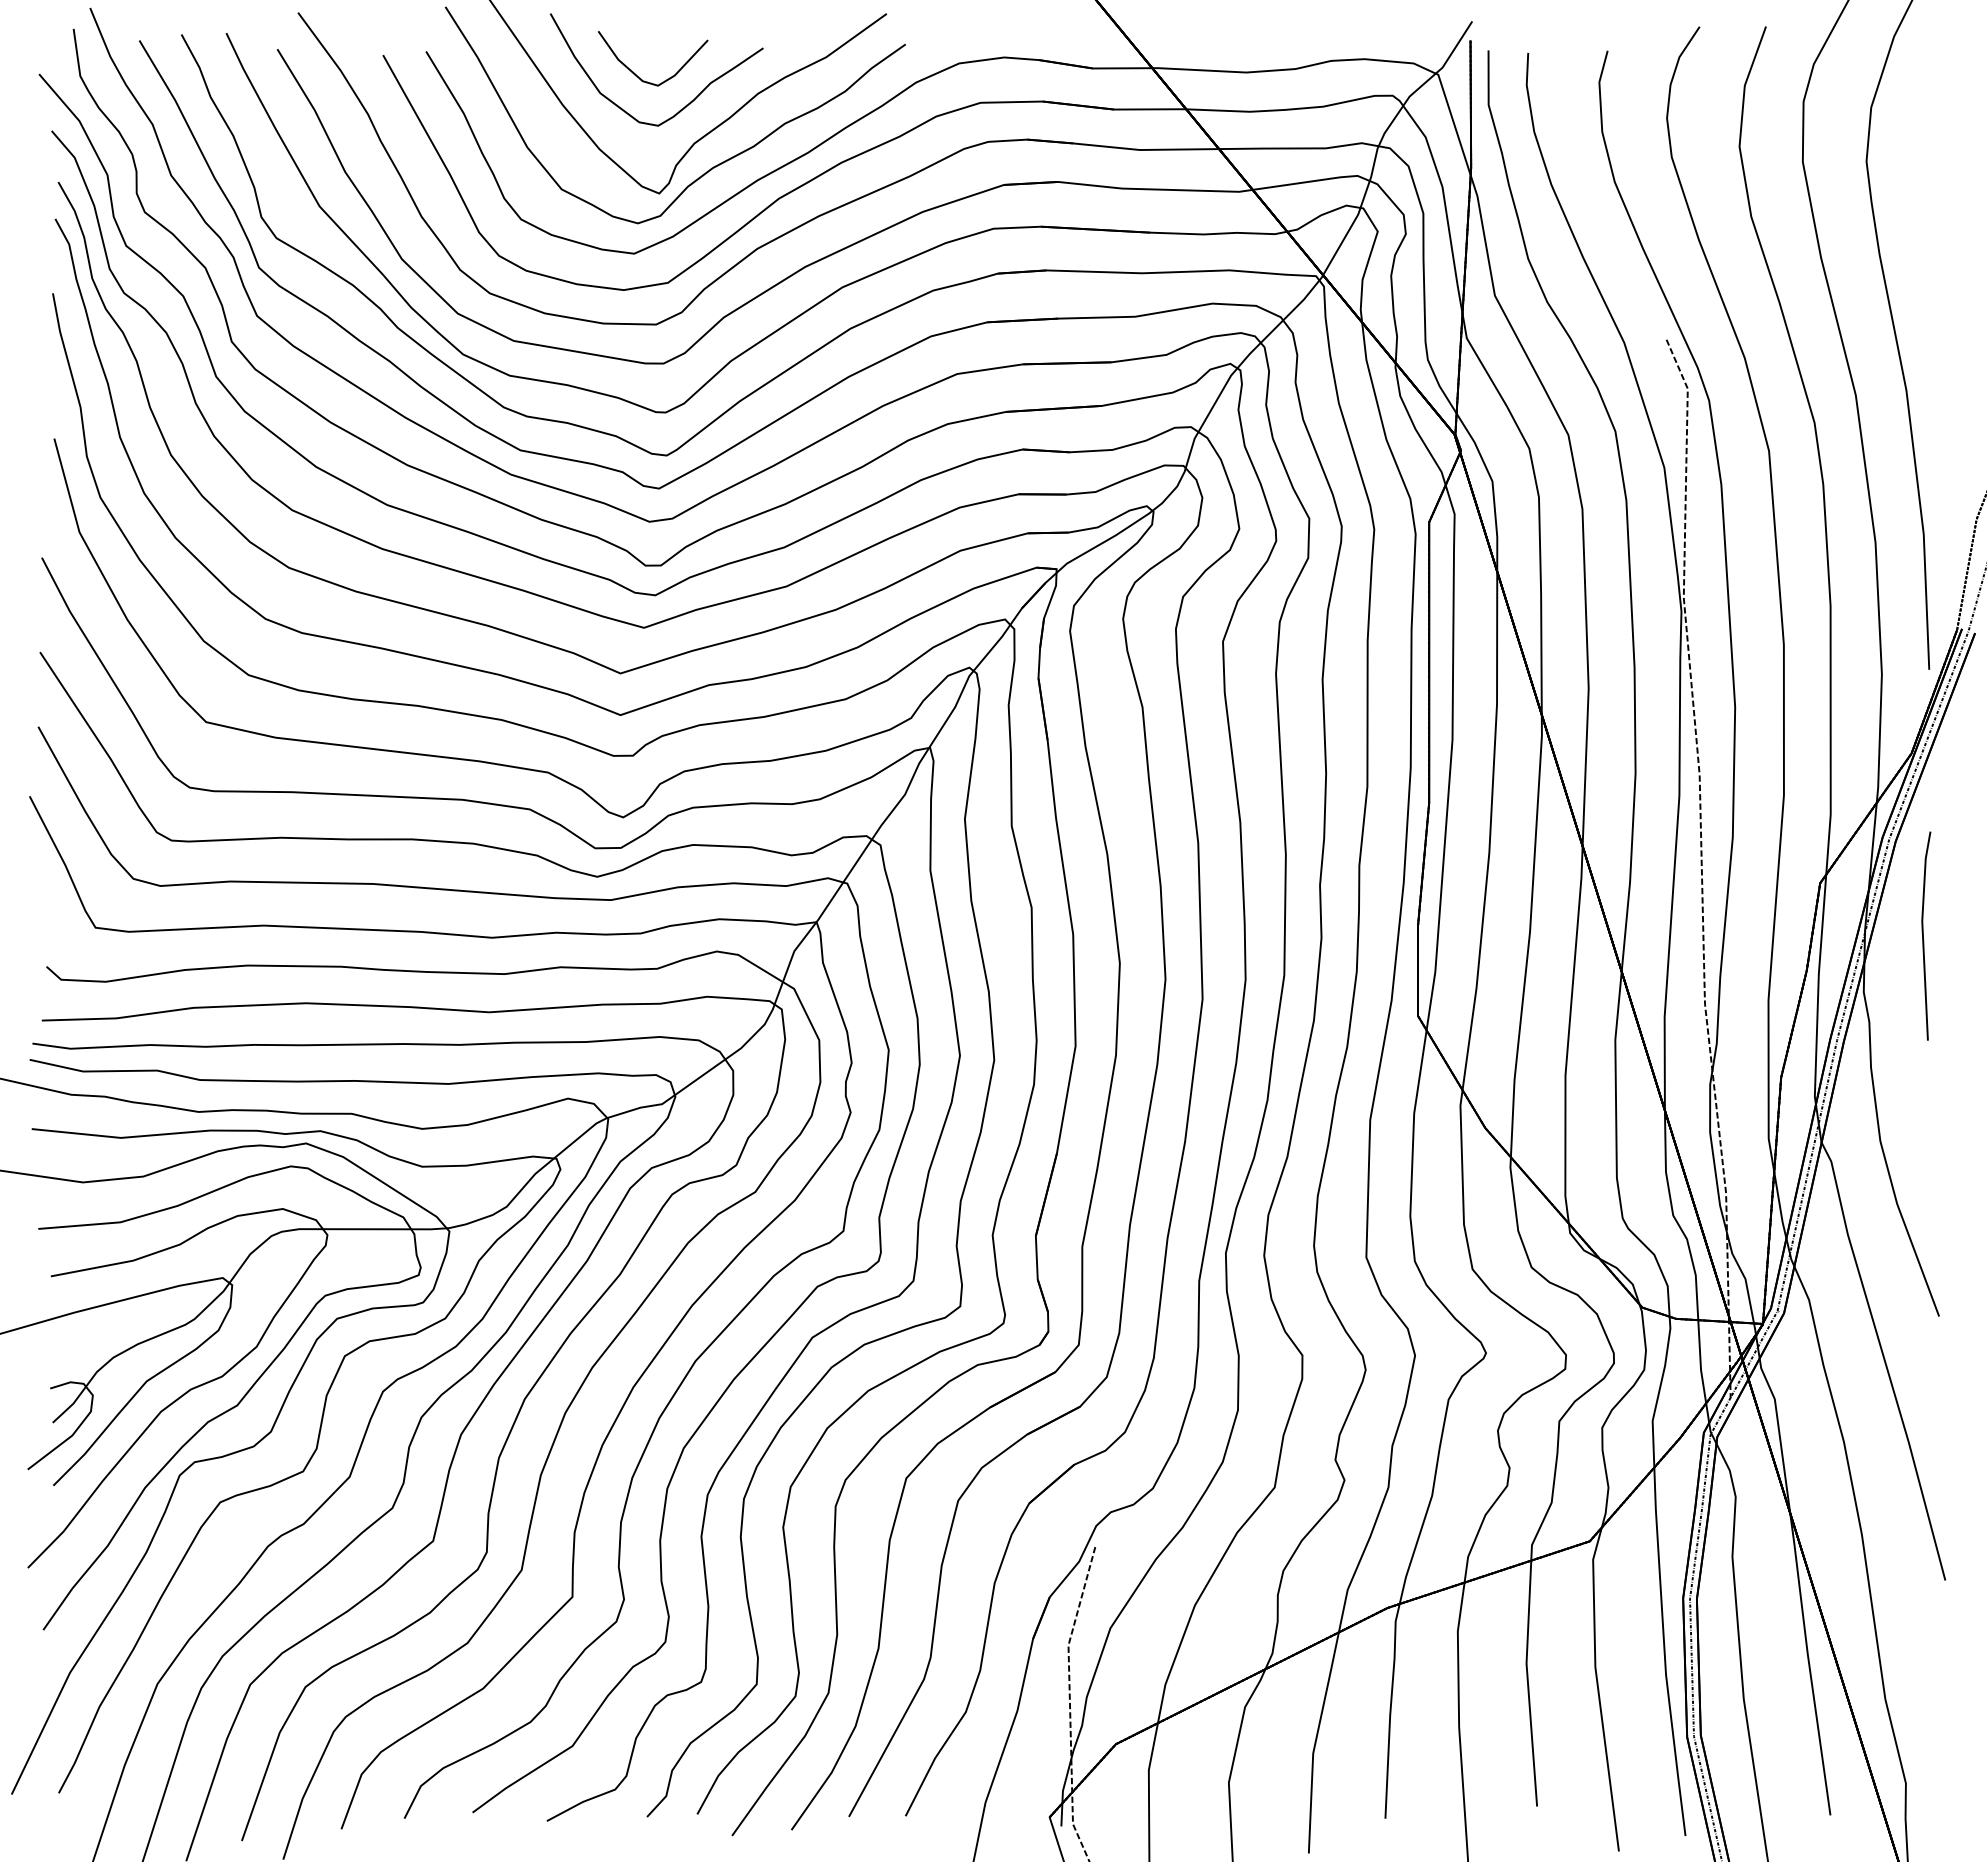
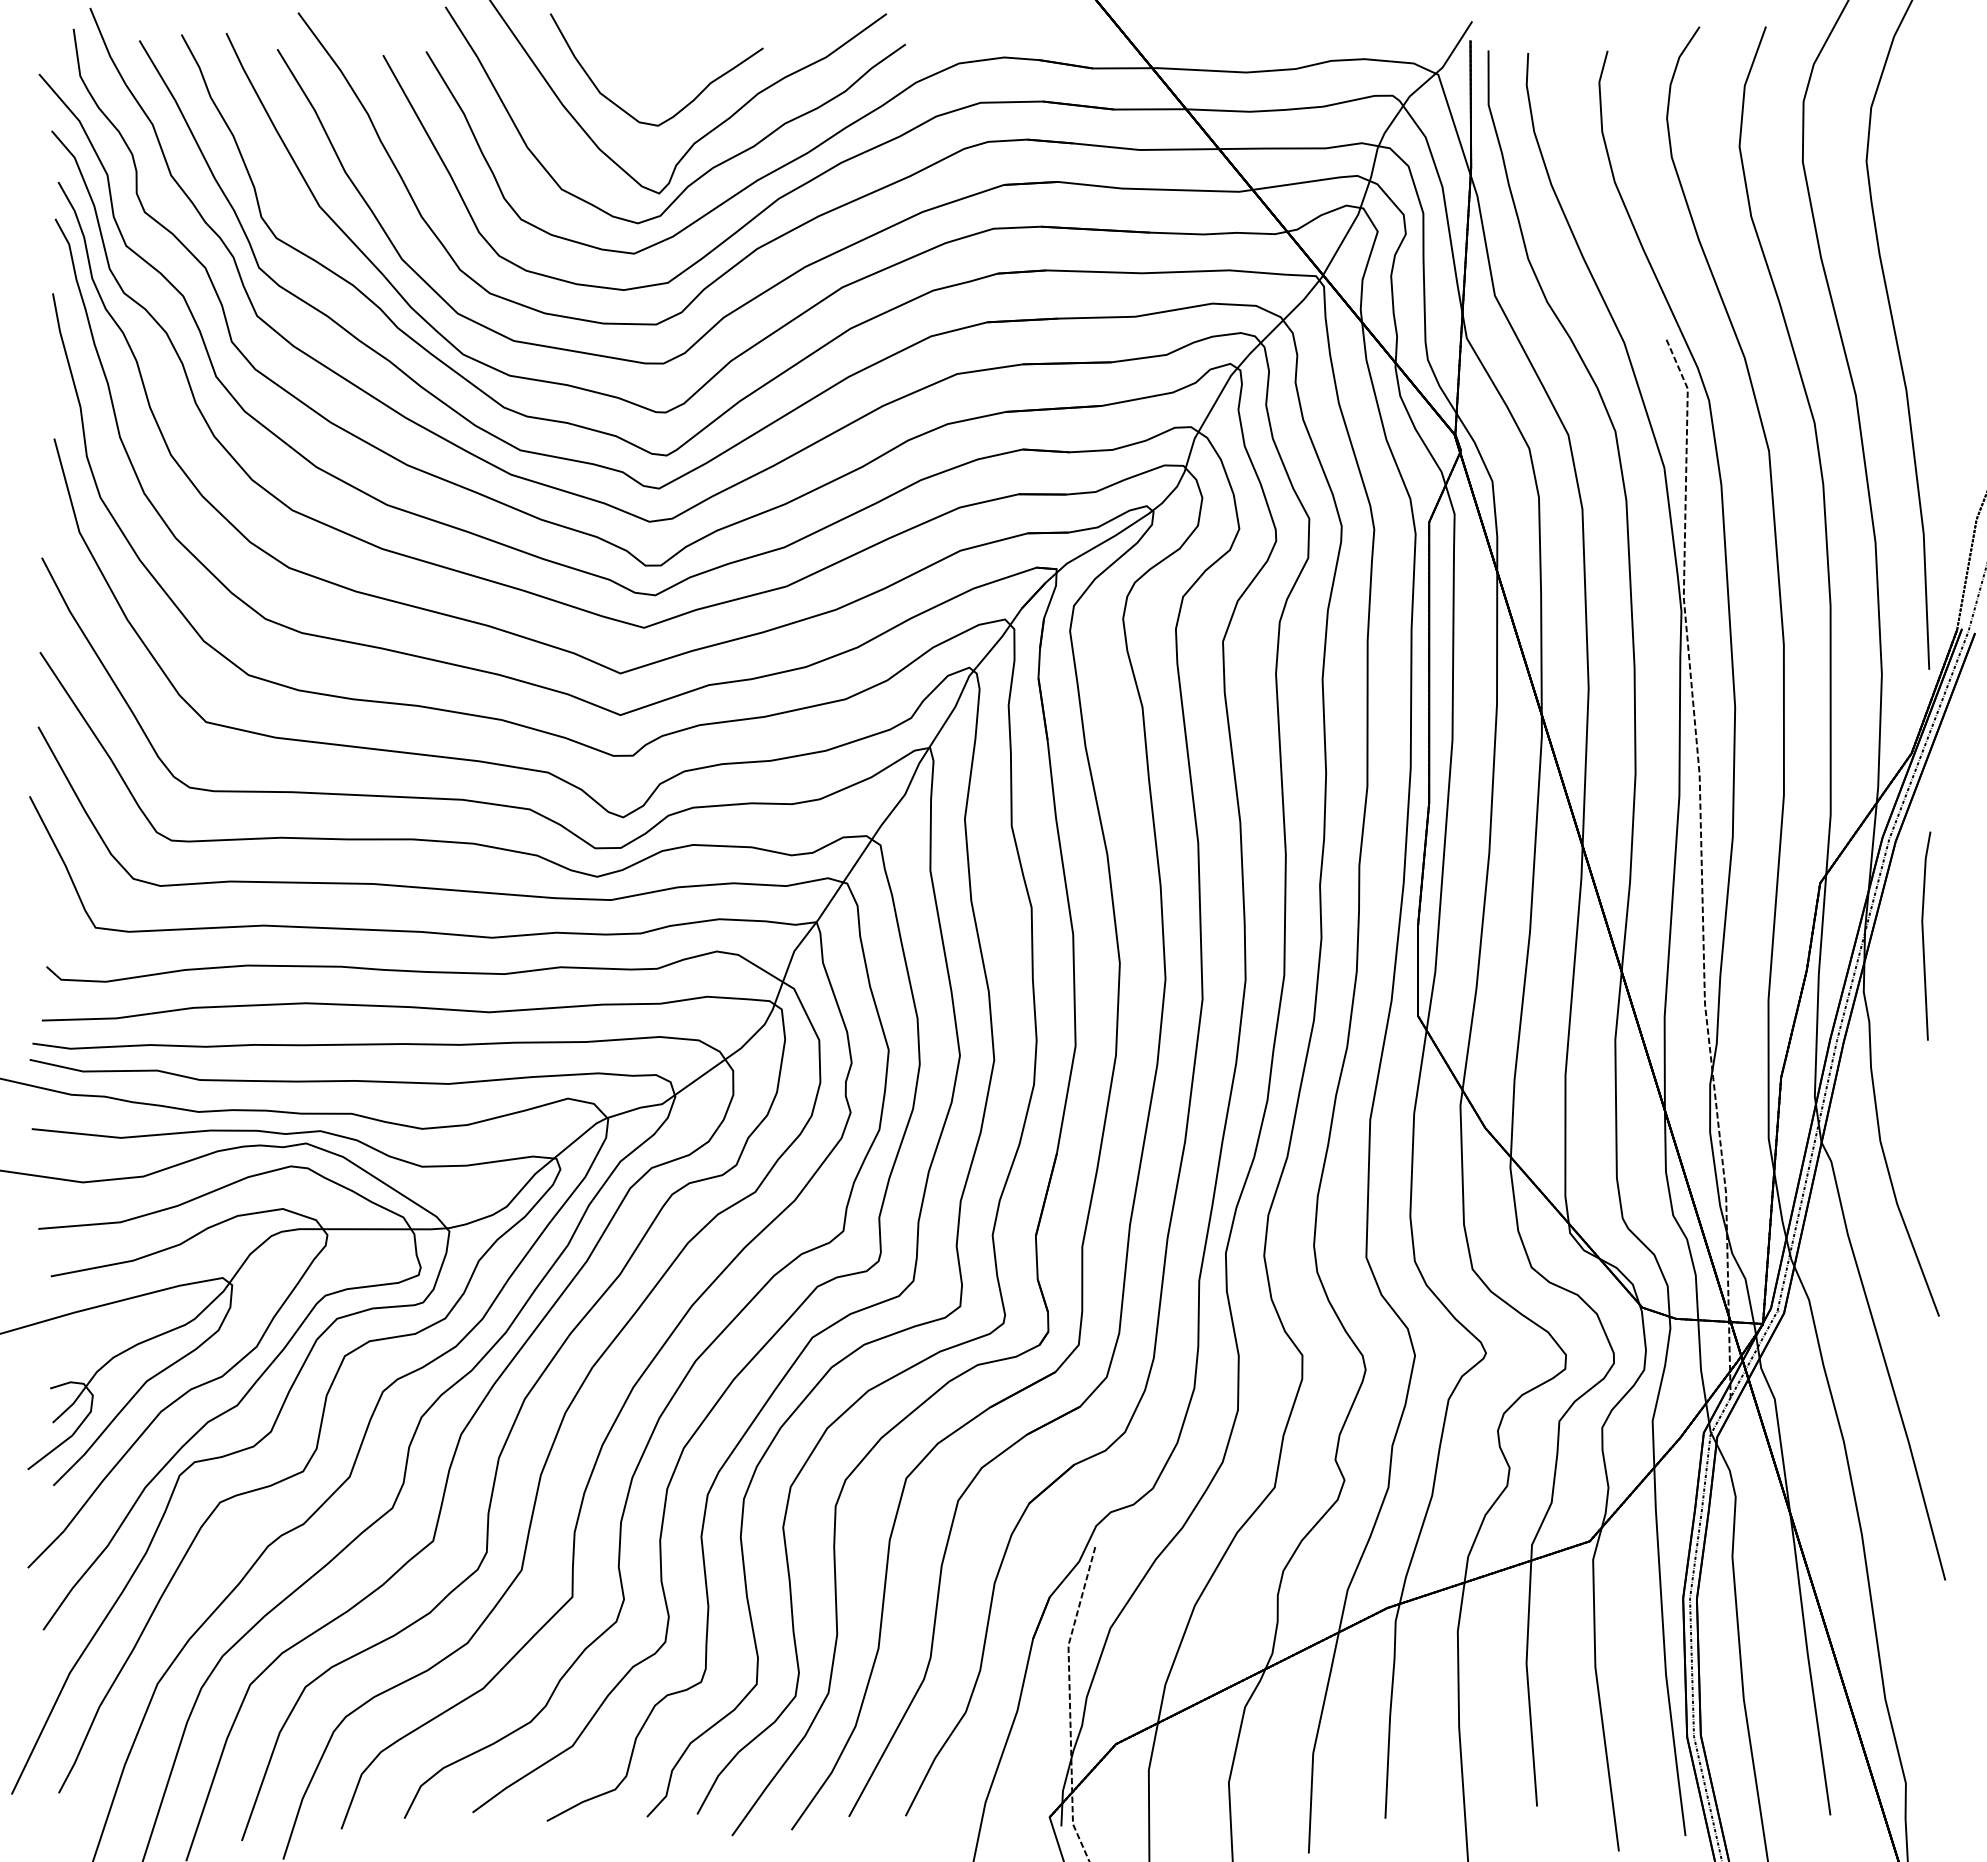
part: present -> none (640, 77)
